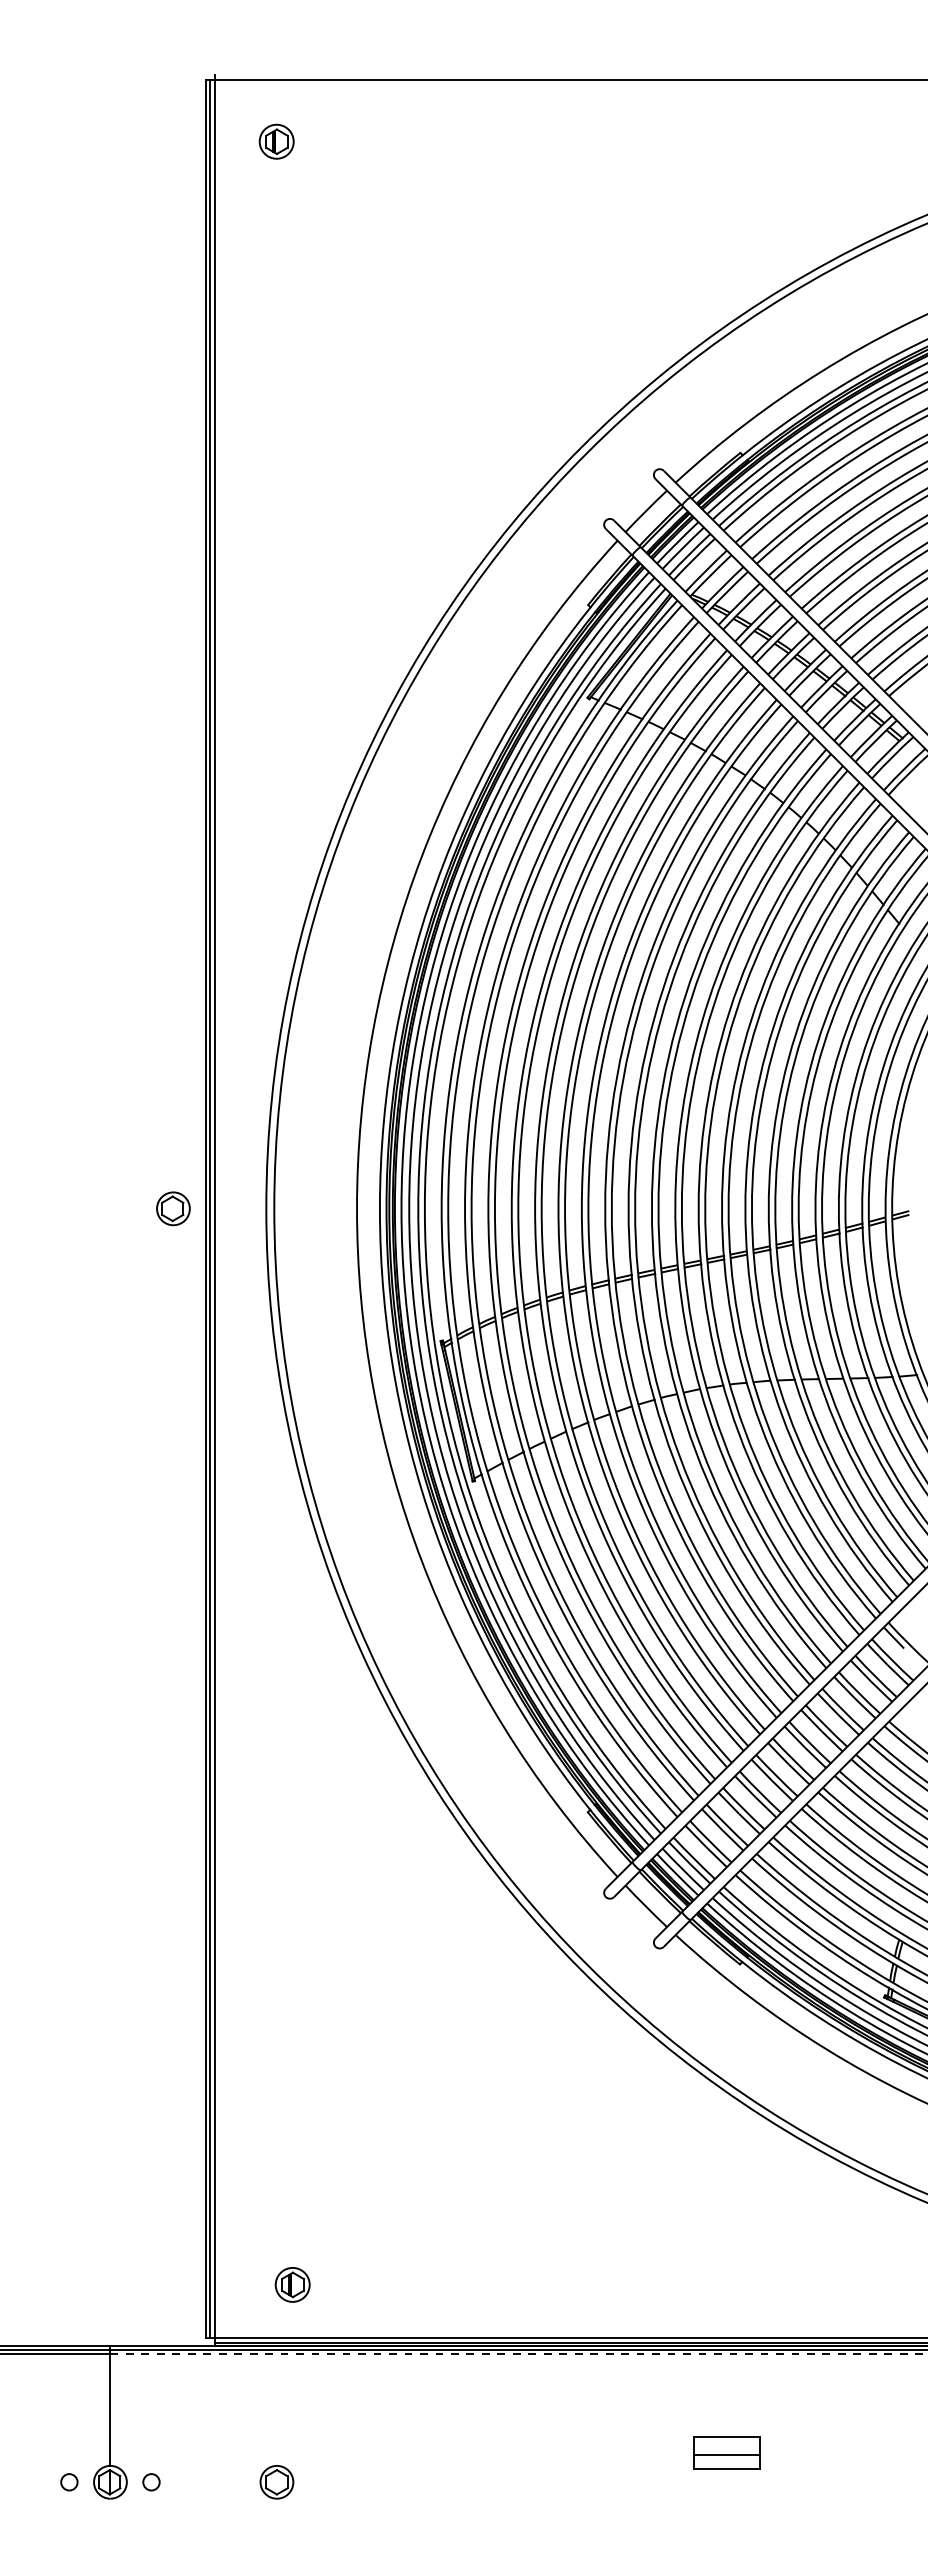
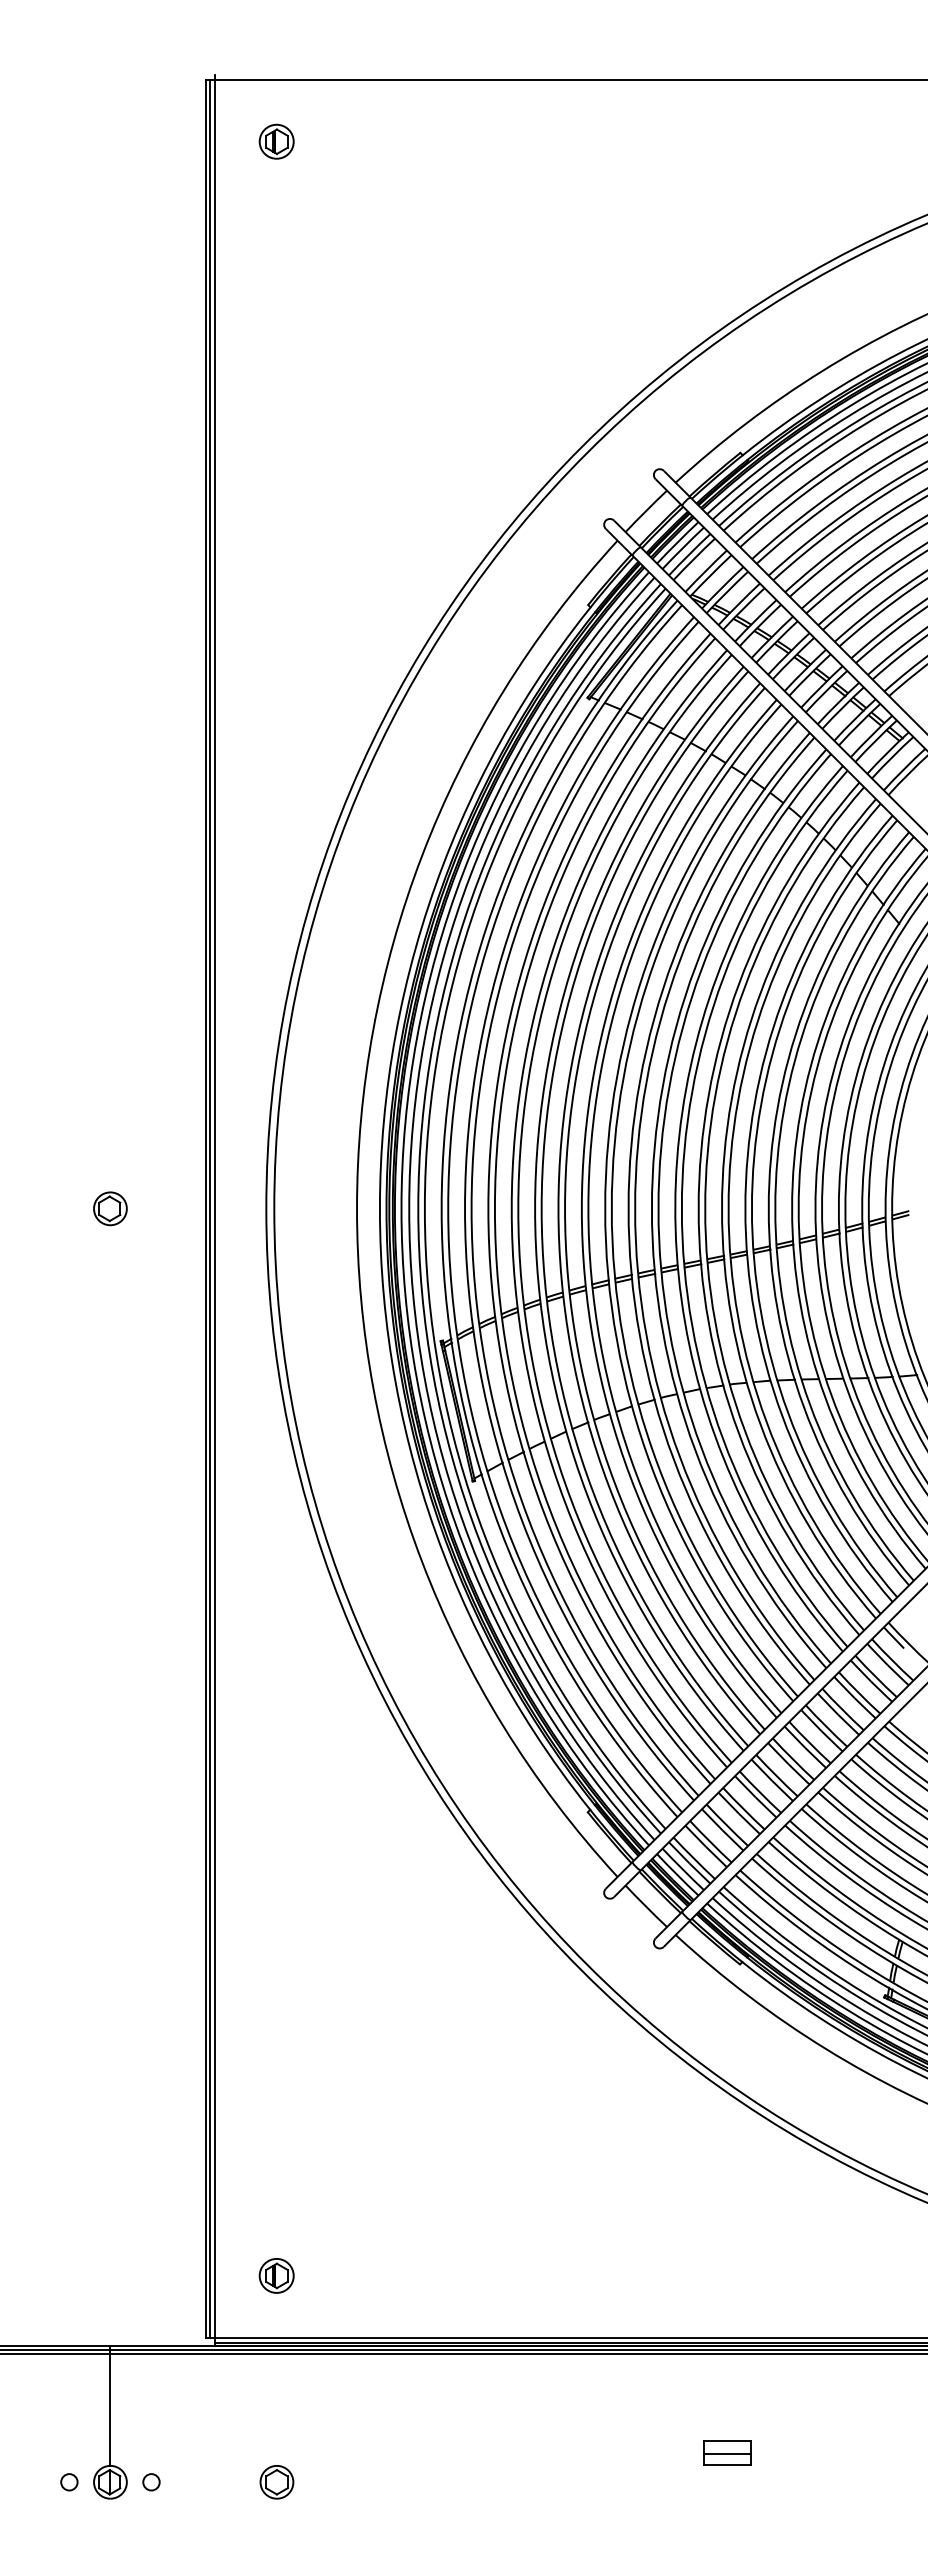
part position: (173, 1208) -> (110, 1208) (110, 1208)
part position: (292, 2284) -> (276, 2275) (276, 2275)
line: dashed -> solid (519, 2354)
part size: 68x34 px -> 49x26 px (727, 2452)
